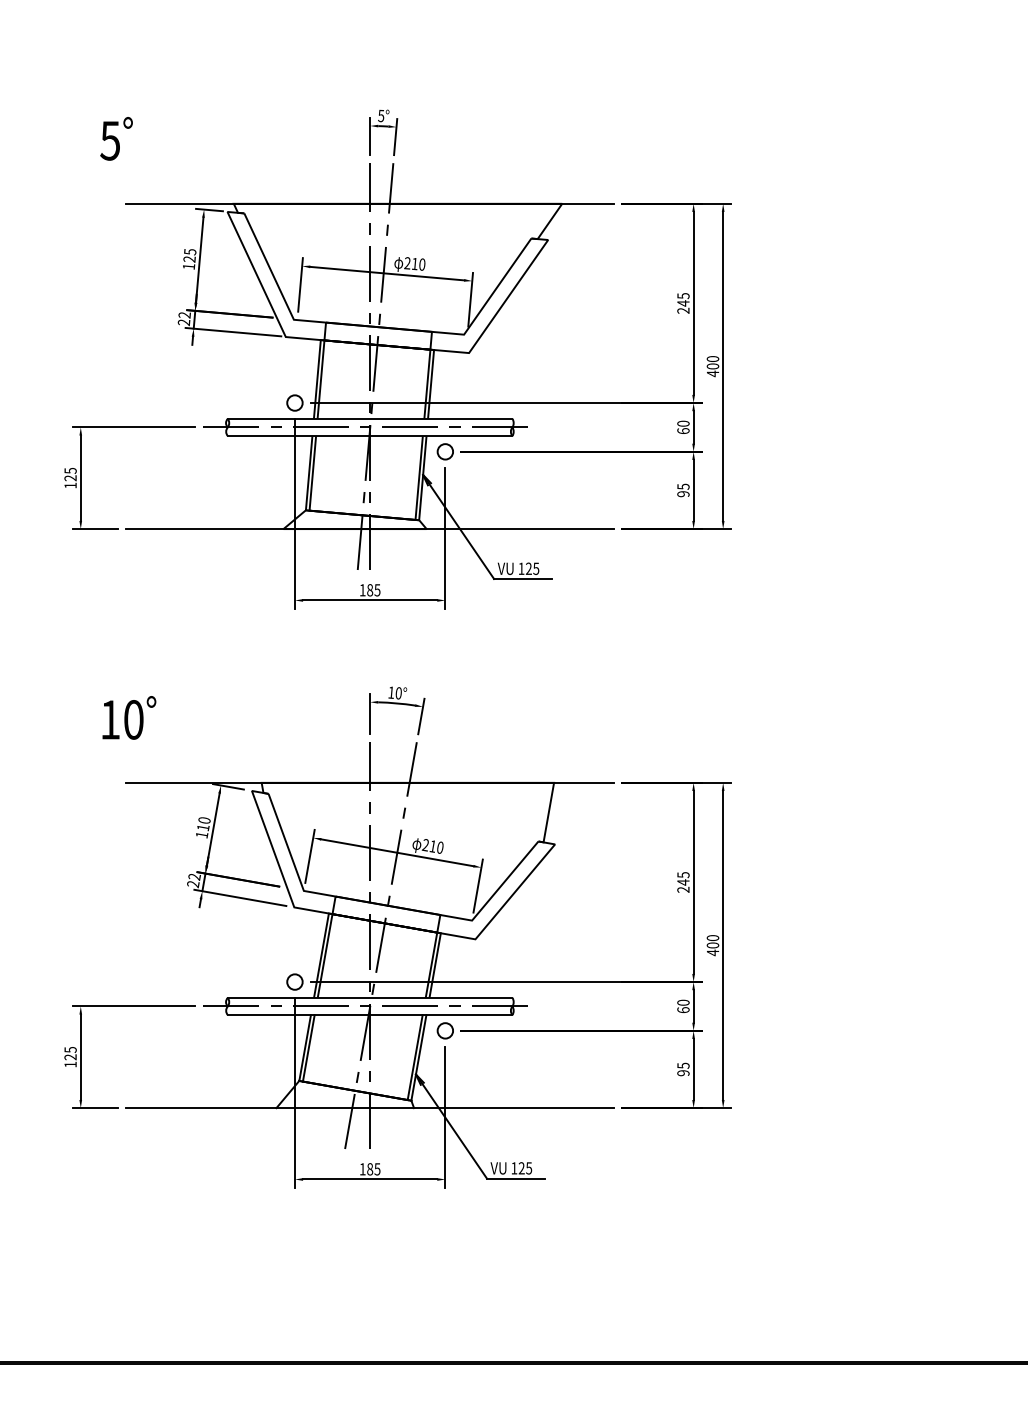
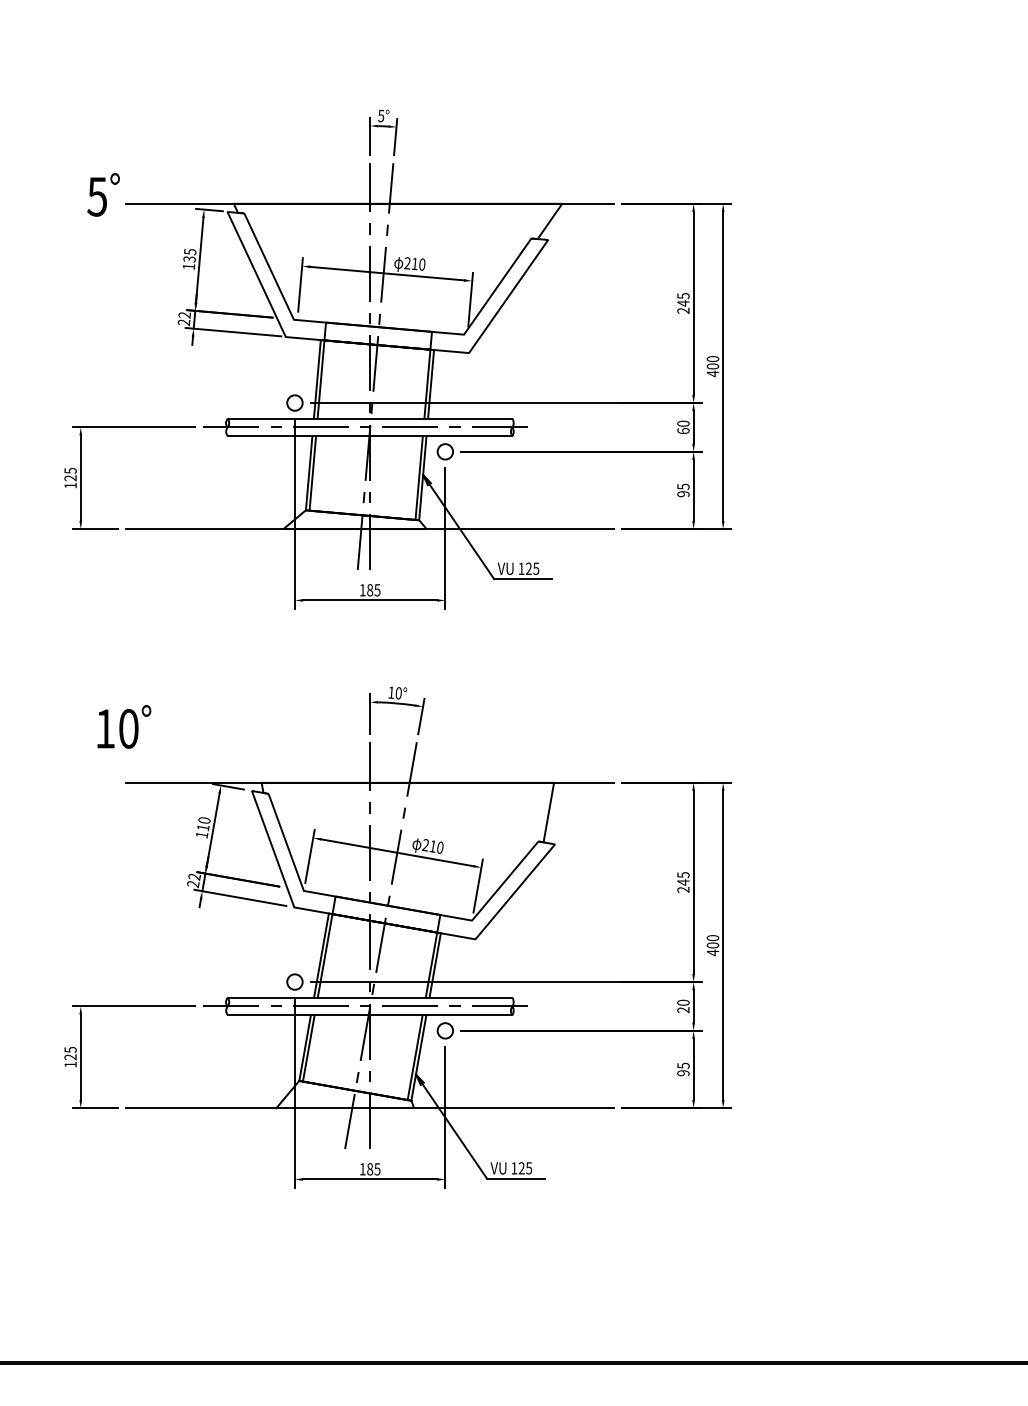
text position: (116, 138) -> (103, 194) (103, 194)
text: 125 -> 135 (189, 259)
text position: (129, 717) -> (124, 726) (124, 726)
text: 60 -> 20 (683, 1010)
